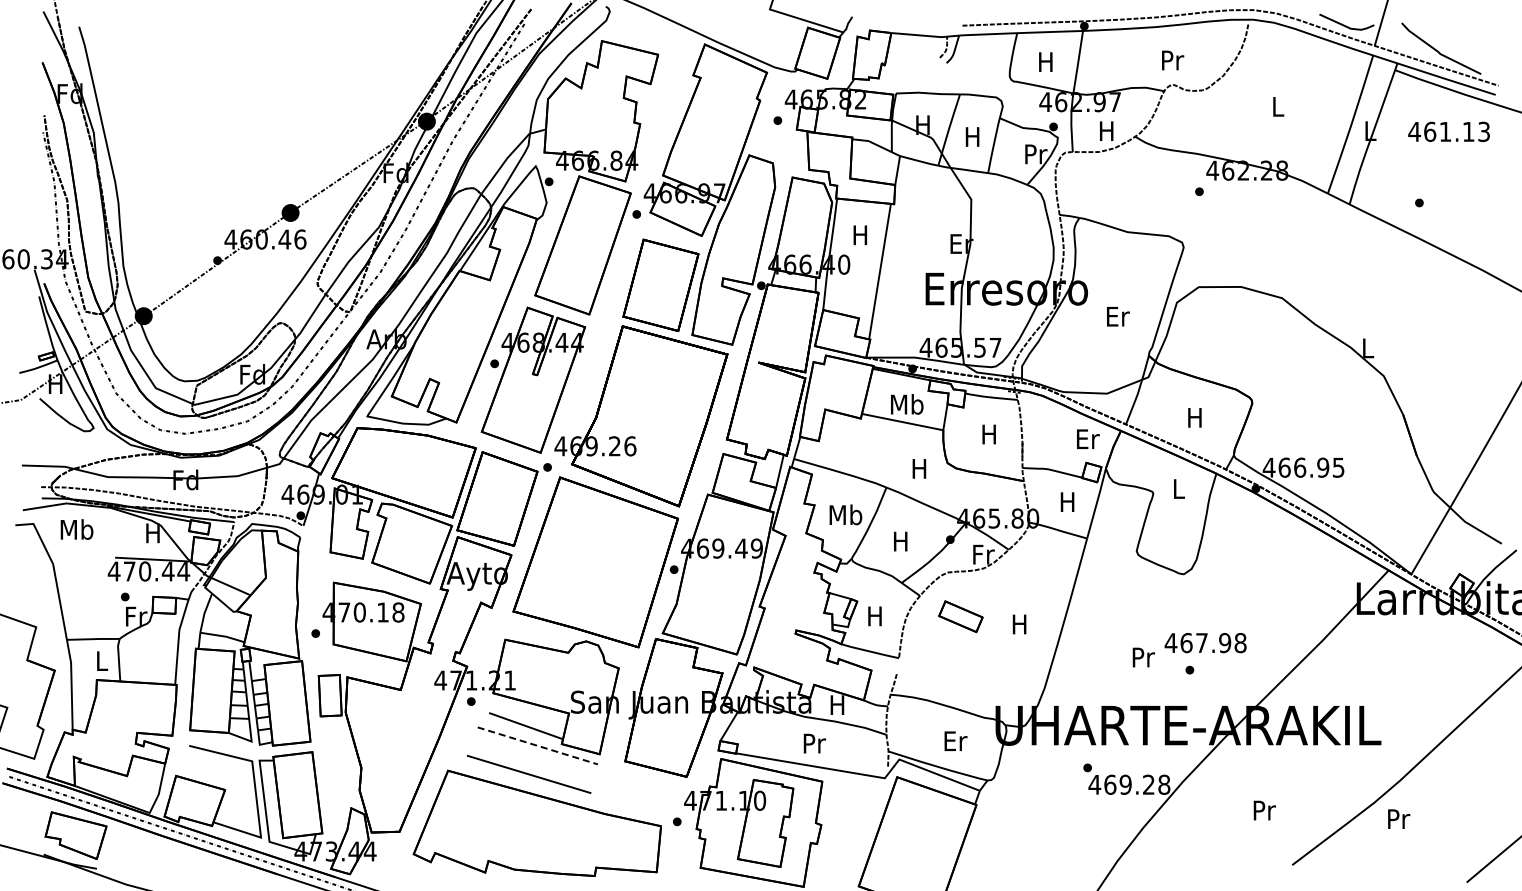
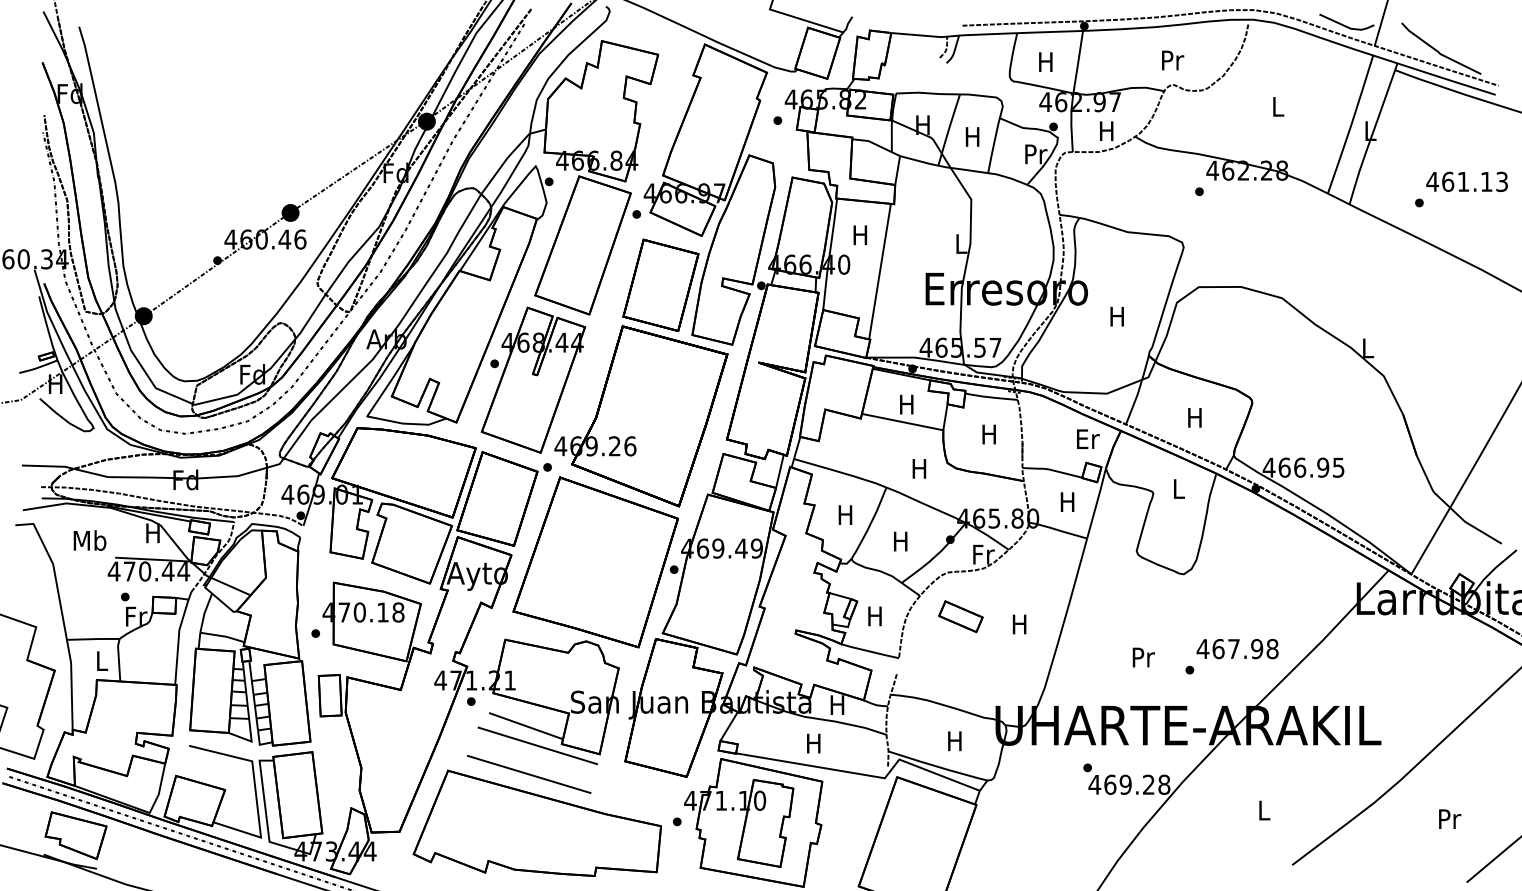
text position: (1448, 131) -> (1466, 181) (1466, 181)
text: Er -> L (961, 243)
text: Er -> H (1118, 316)
text: Mb -> H (907, 404)
text: Mb -> H (845, 514)
text position: (76, 529) -> (89, 540) (89, 540)
text position: (1205, 643) -> (1237, 649) (1237, 649)
text: Er -> H (955, 741)
text: Pr -> H (814, 743)
line: dashed -> solid (537, 745)
text: Pr -> L (1264, 810)
text position: (1399, 818) -> (1450, 818) (1450, 818)
